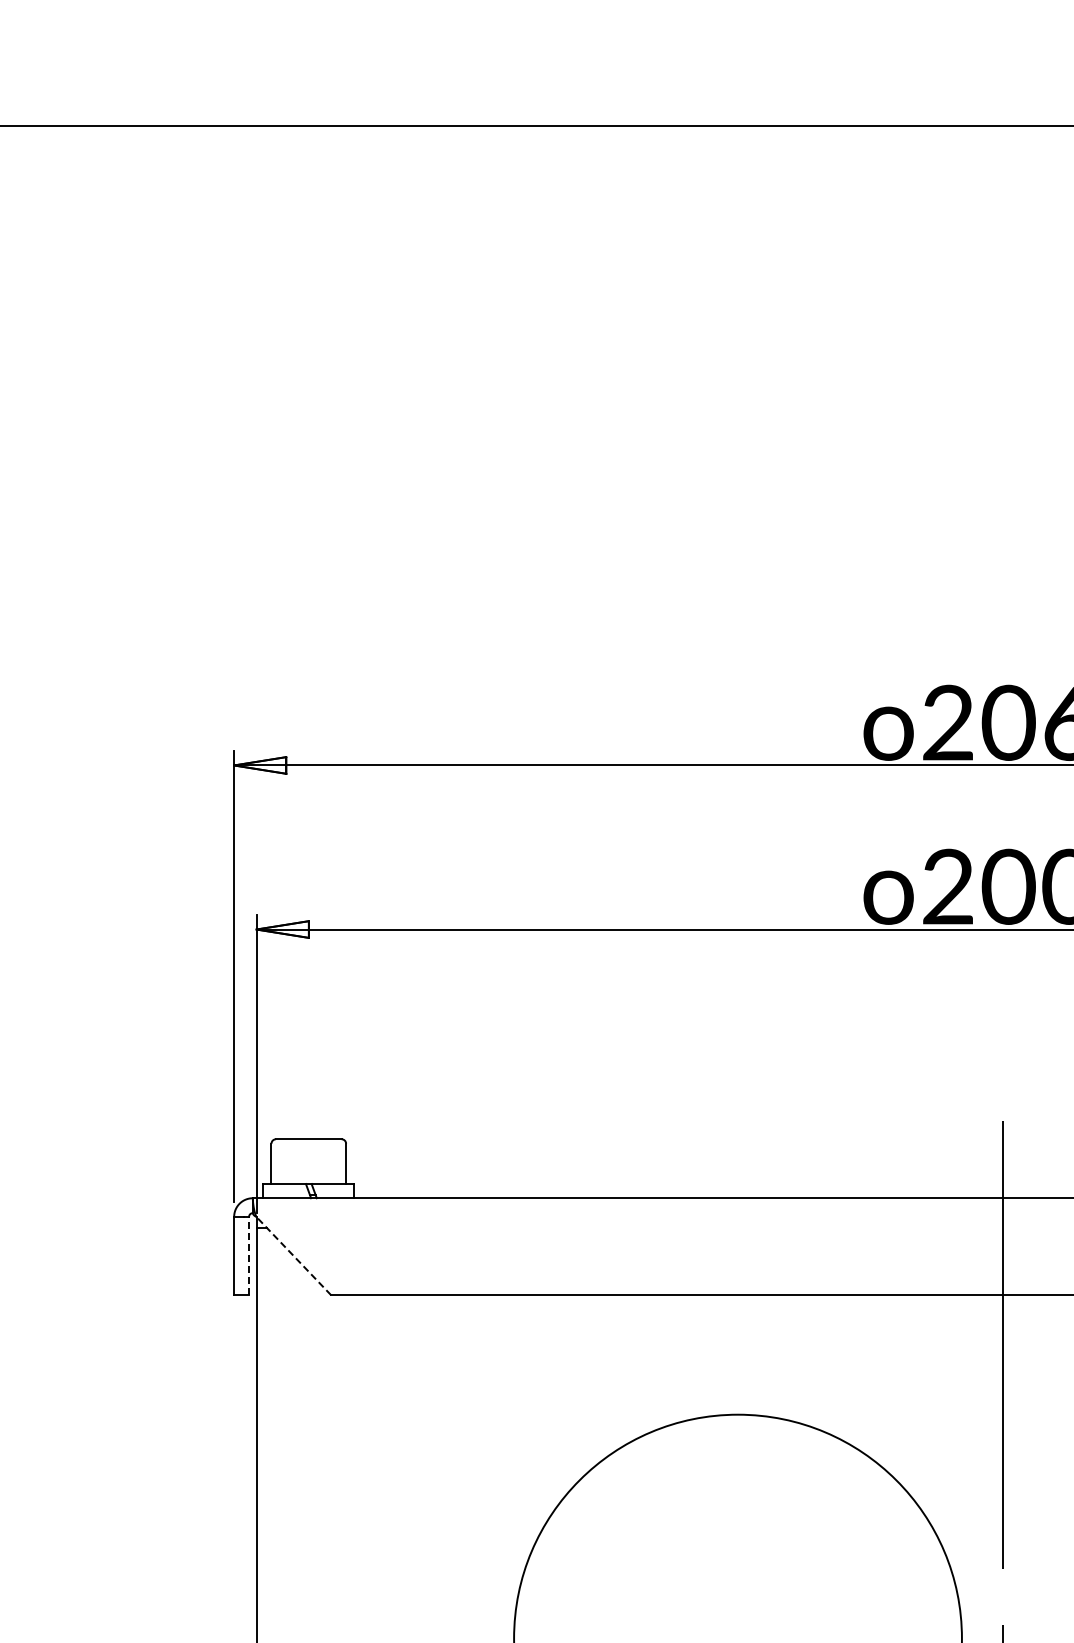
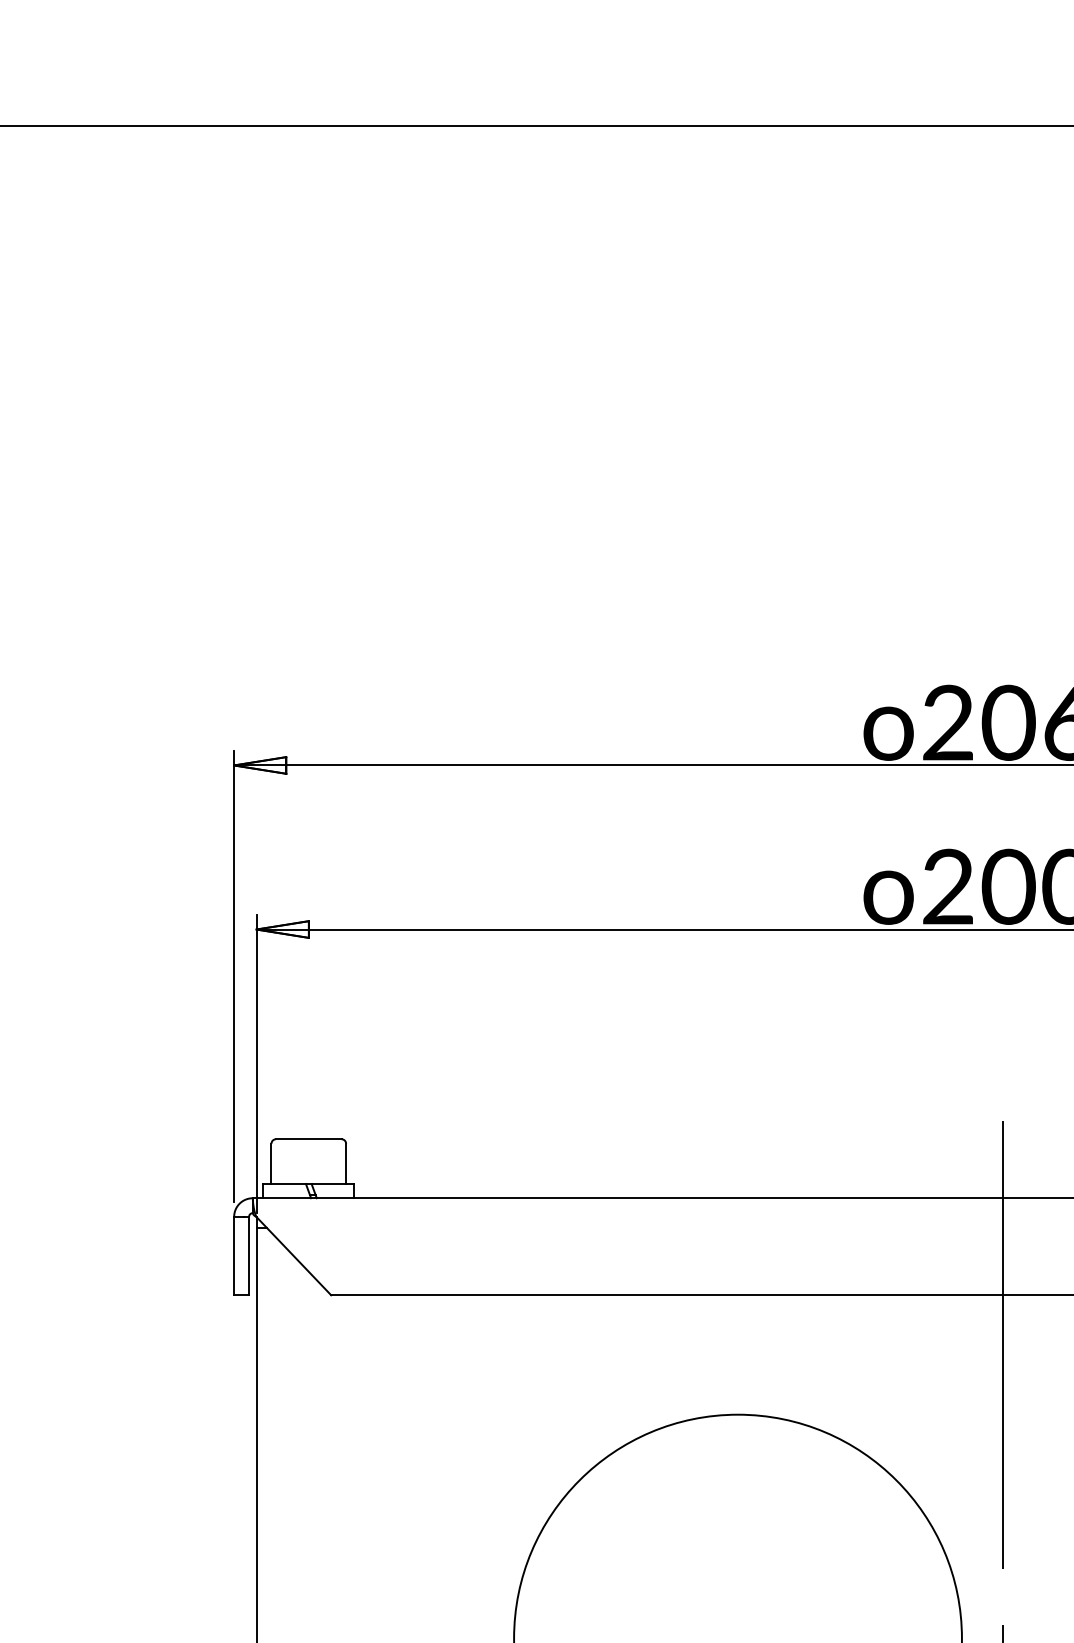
line: dashed -> solid (249, 1255)
line: dashed -> solid (293, 1255)
